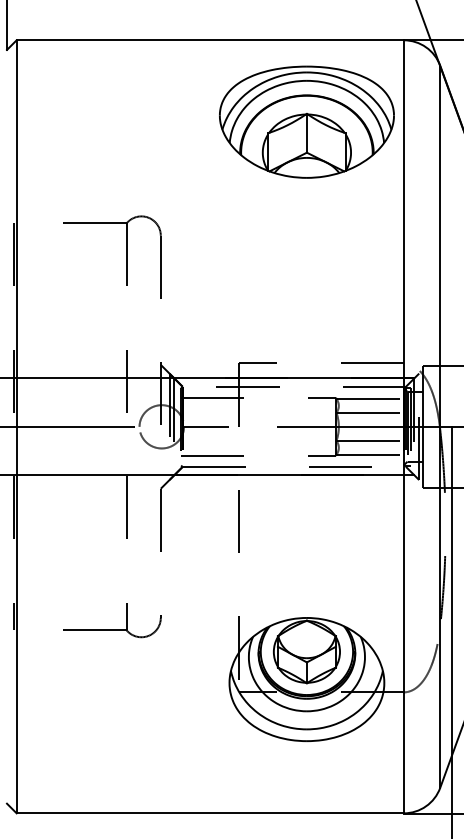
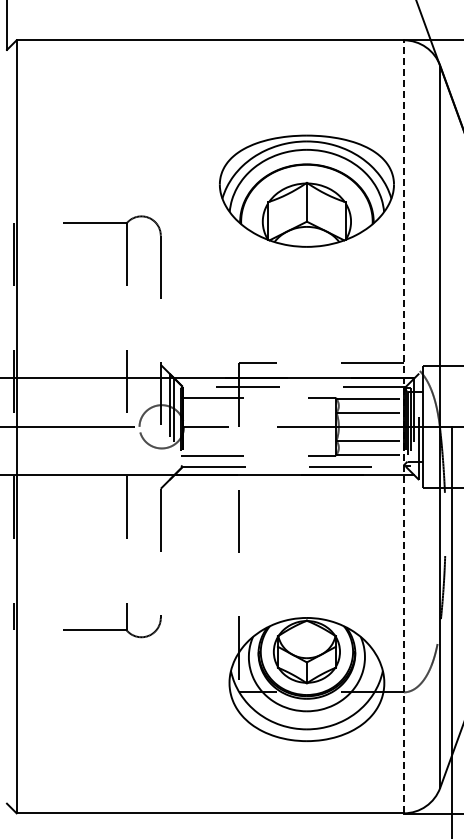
part position: (306, 121) -> (306, 190) (306, 190)
line: solid -> dashed (403, 426)
